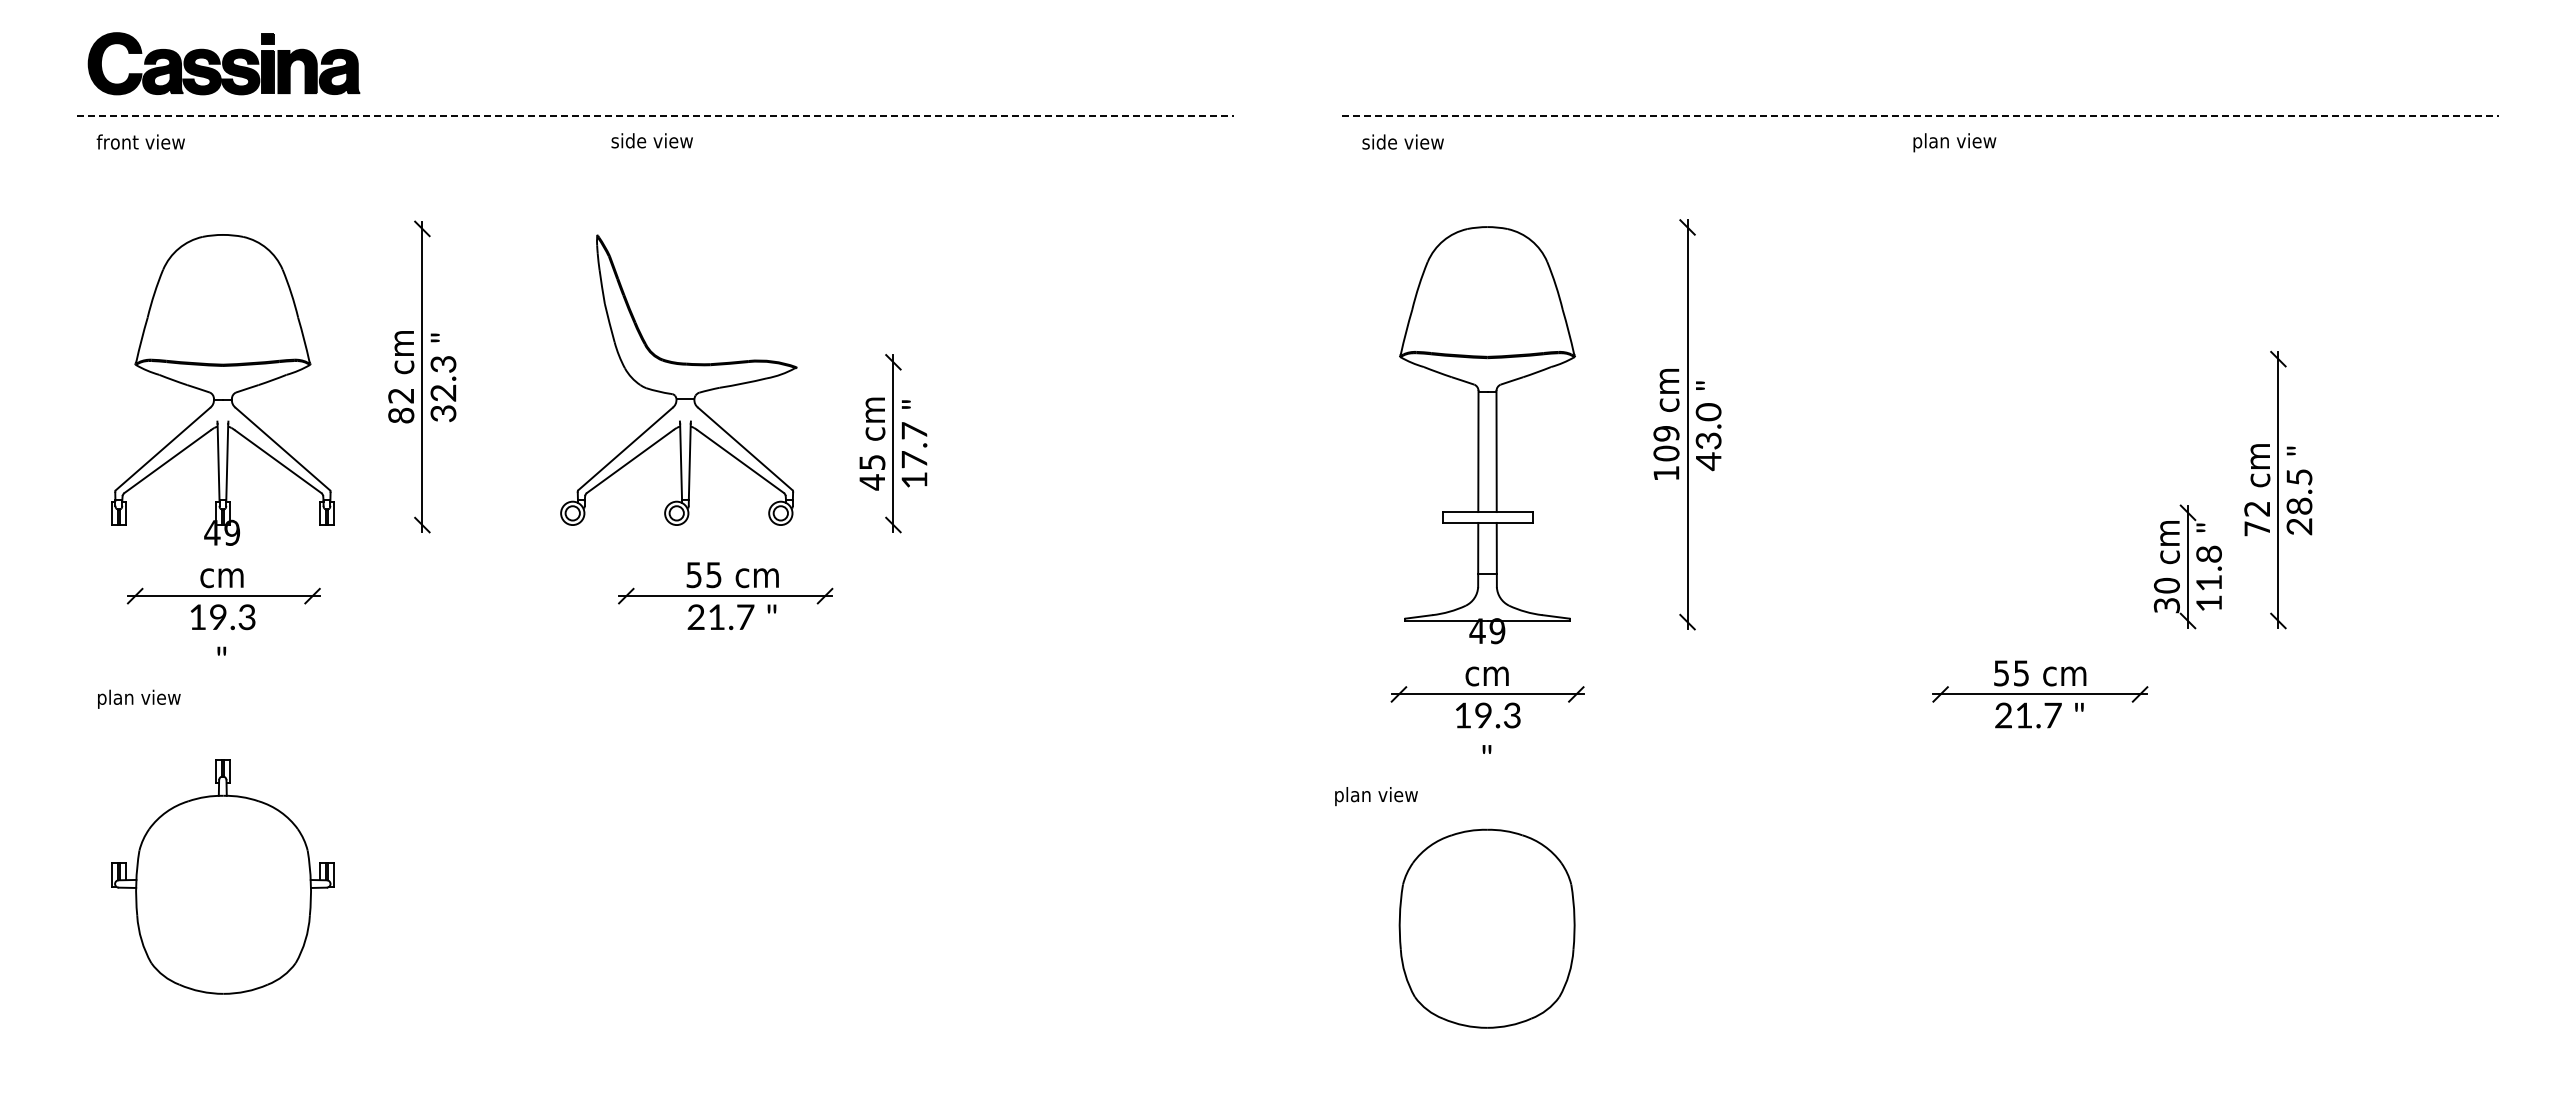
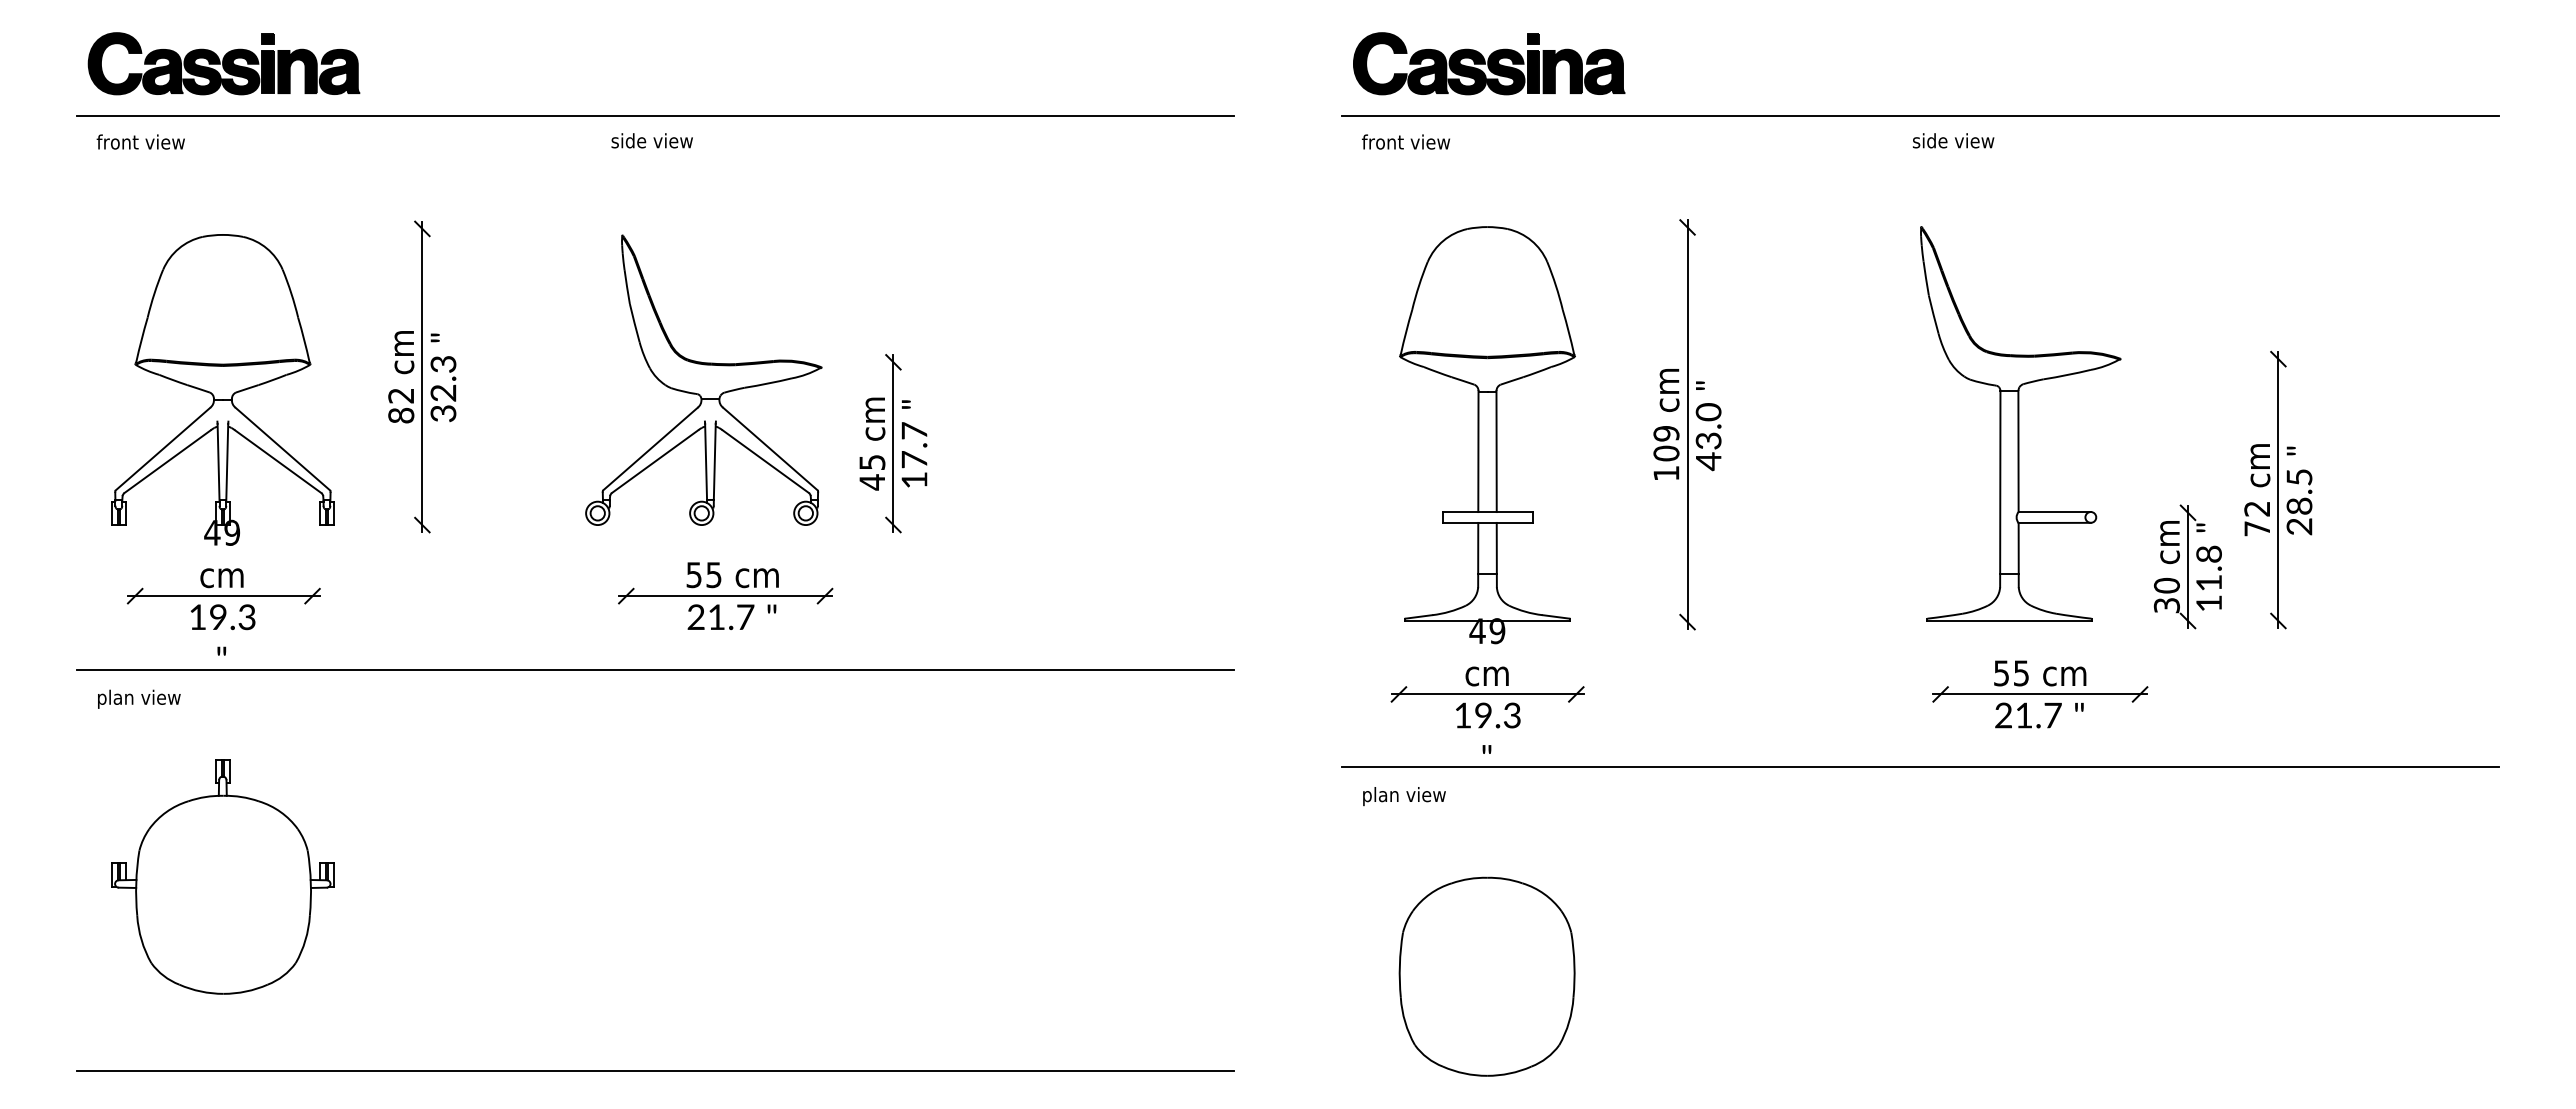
part: none -> present (1489, 63)
line: dashed -> solid (655, 115)
line: dashed -> solid (1921, 115)
text: side view -> front view (1405, 141)
text: plan view -> side view (1954, 142)
part position: (678, 379) -> (703, 379) (703, 379)
part: none -> present (2020, 423)
line: none -> present (655, 669)
line: none -> present (1920, 767)
text position: (1376, 796) -> (1404, 796) (1404, 796)
part position: (1486, 928) -> (1486, 976) (1486, 976)
line: none -> present (655, 1070)
